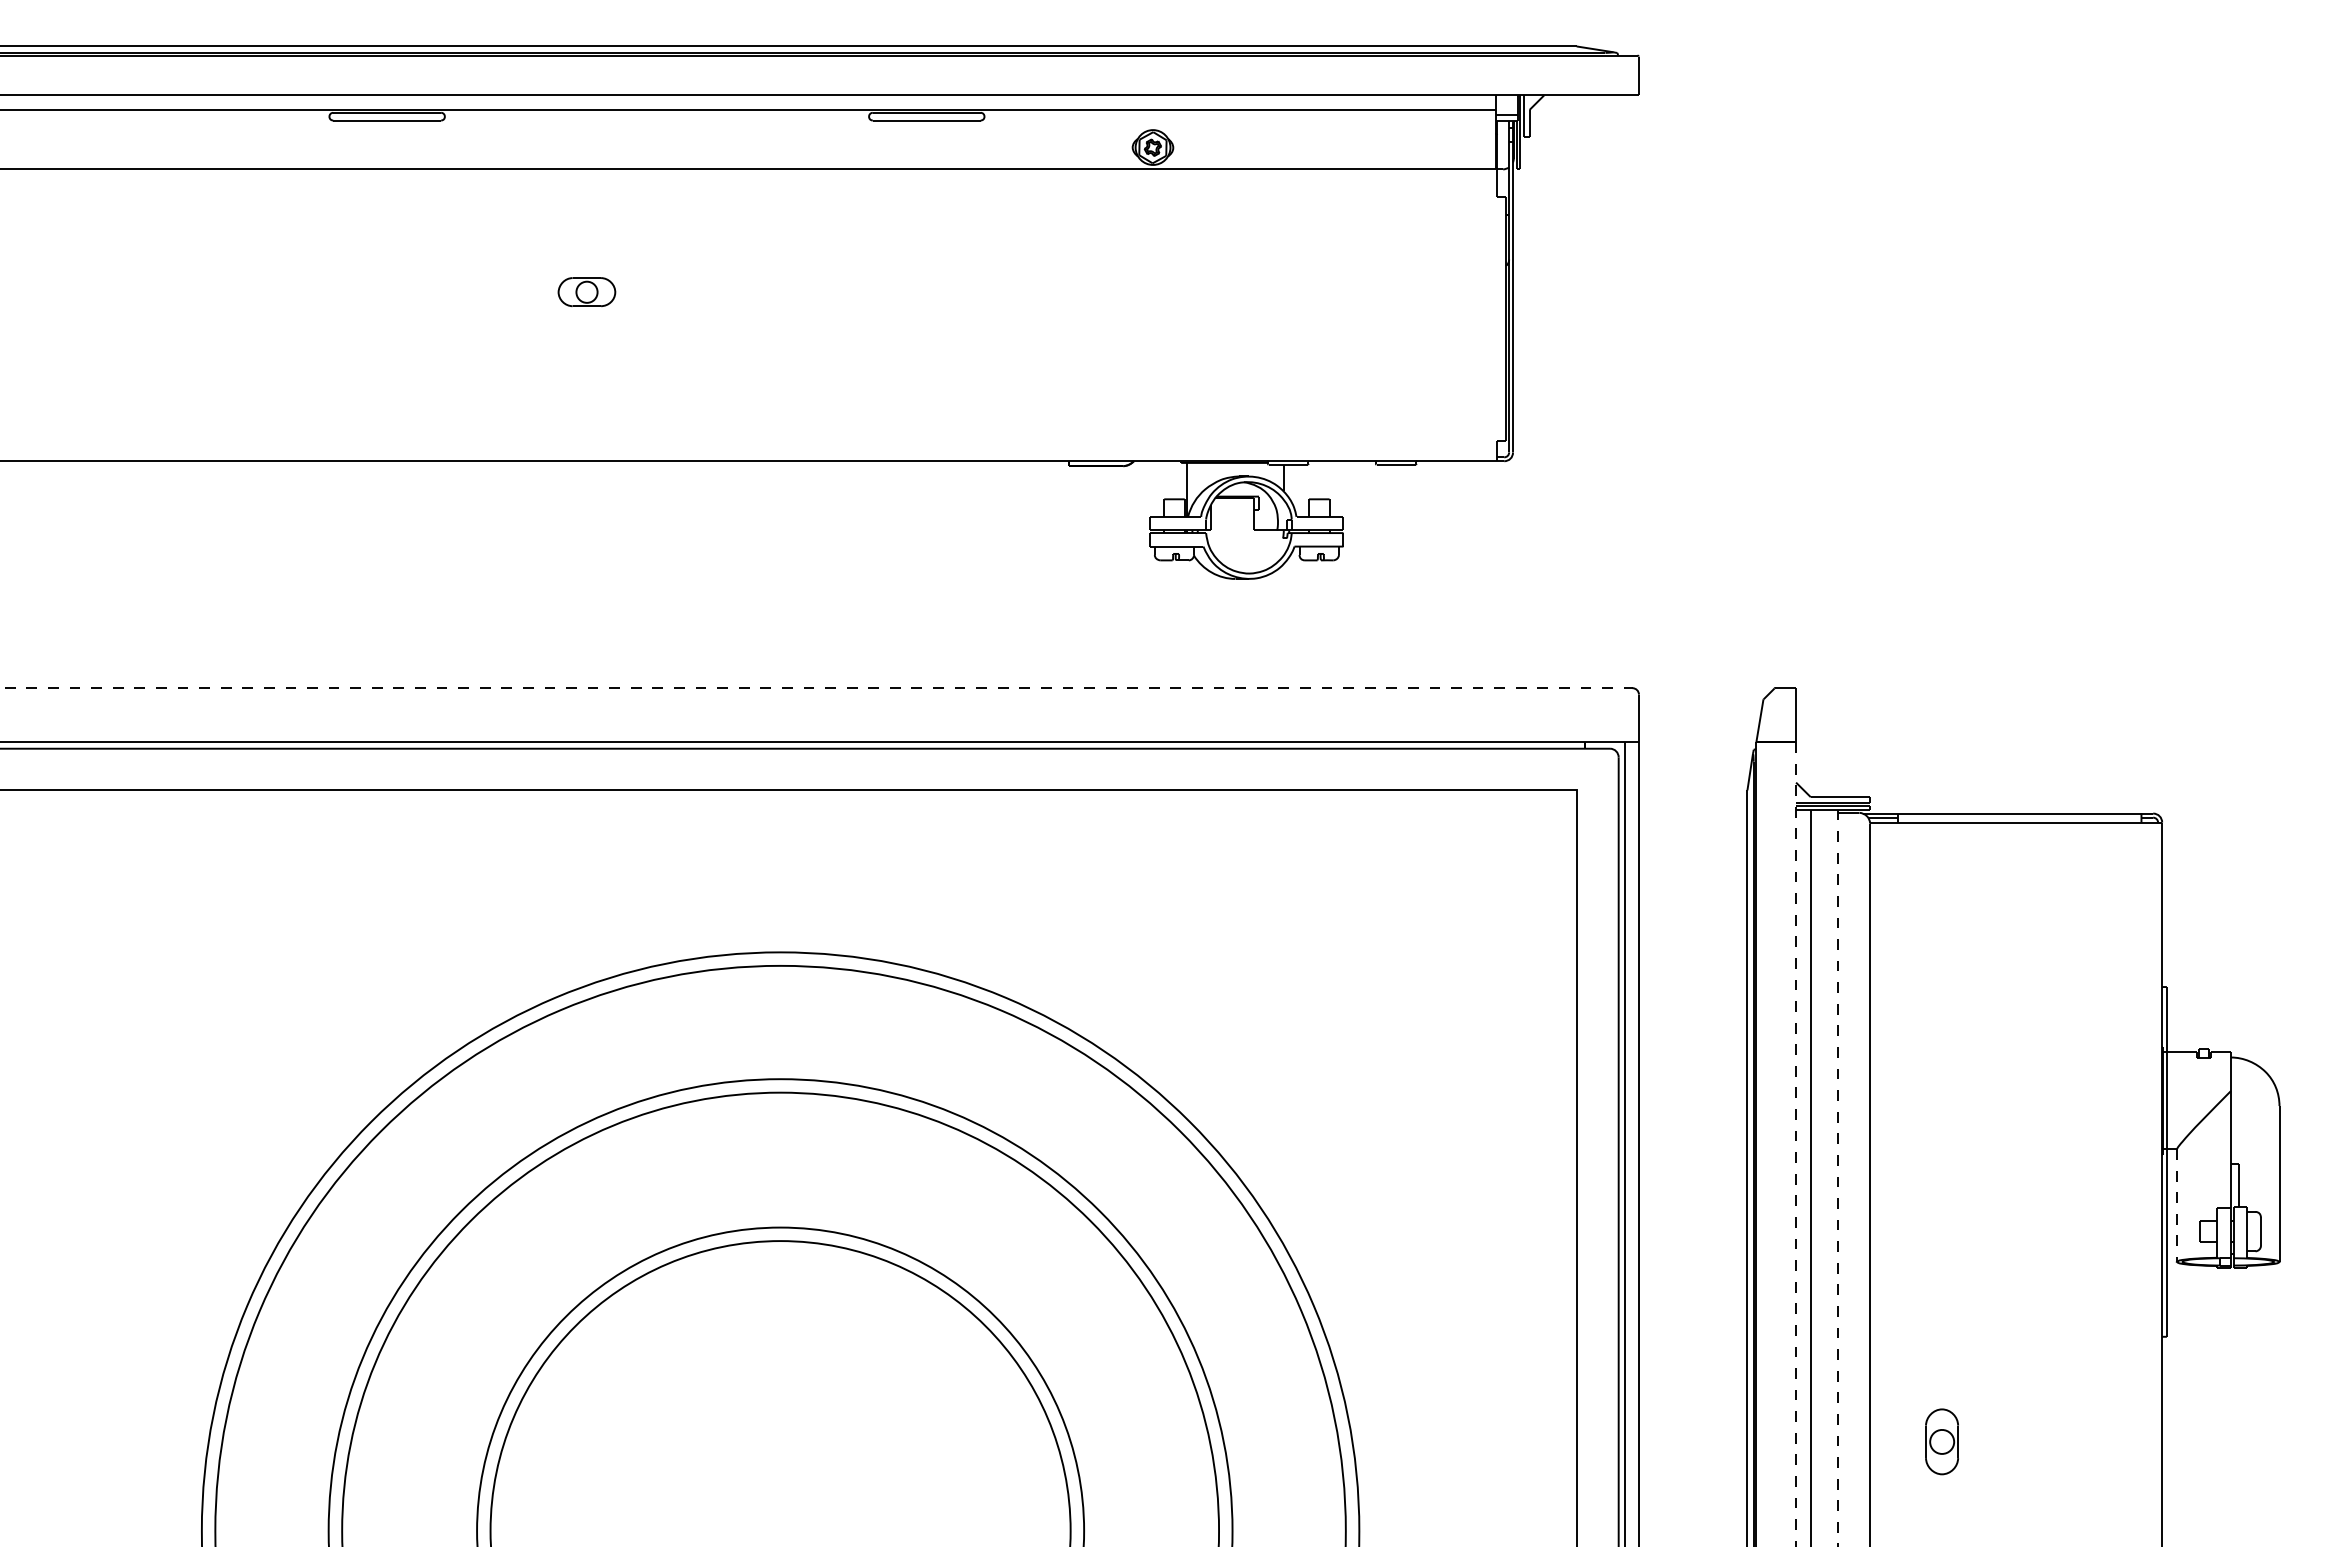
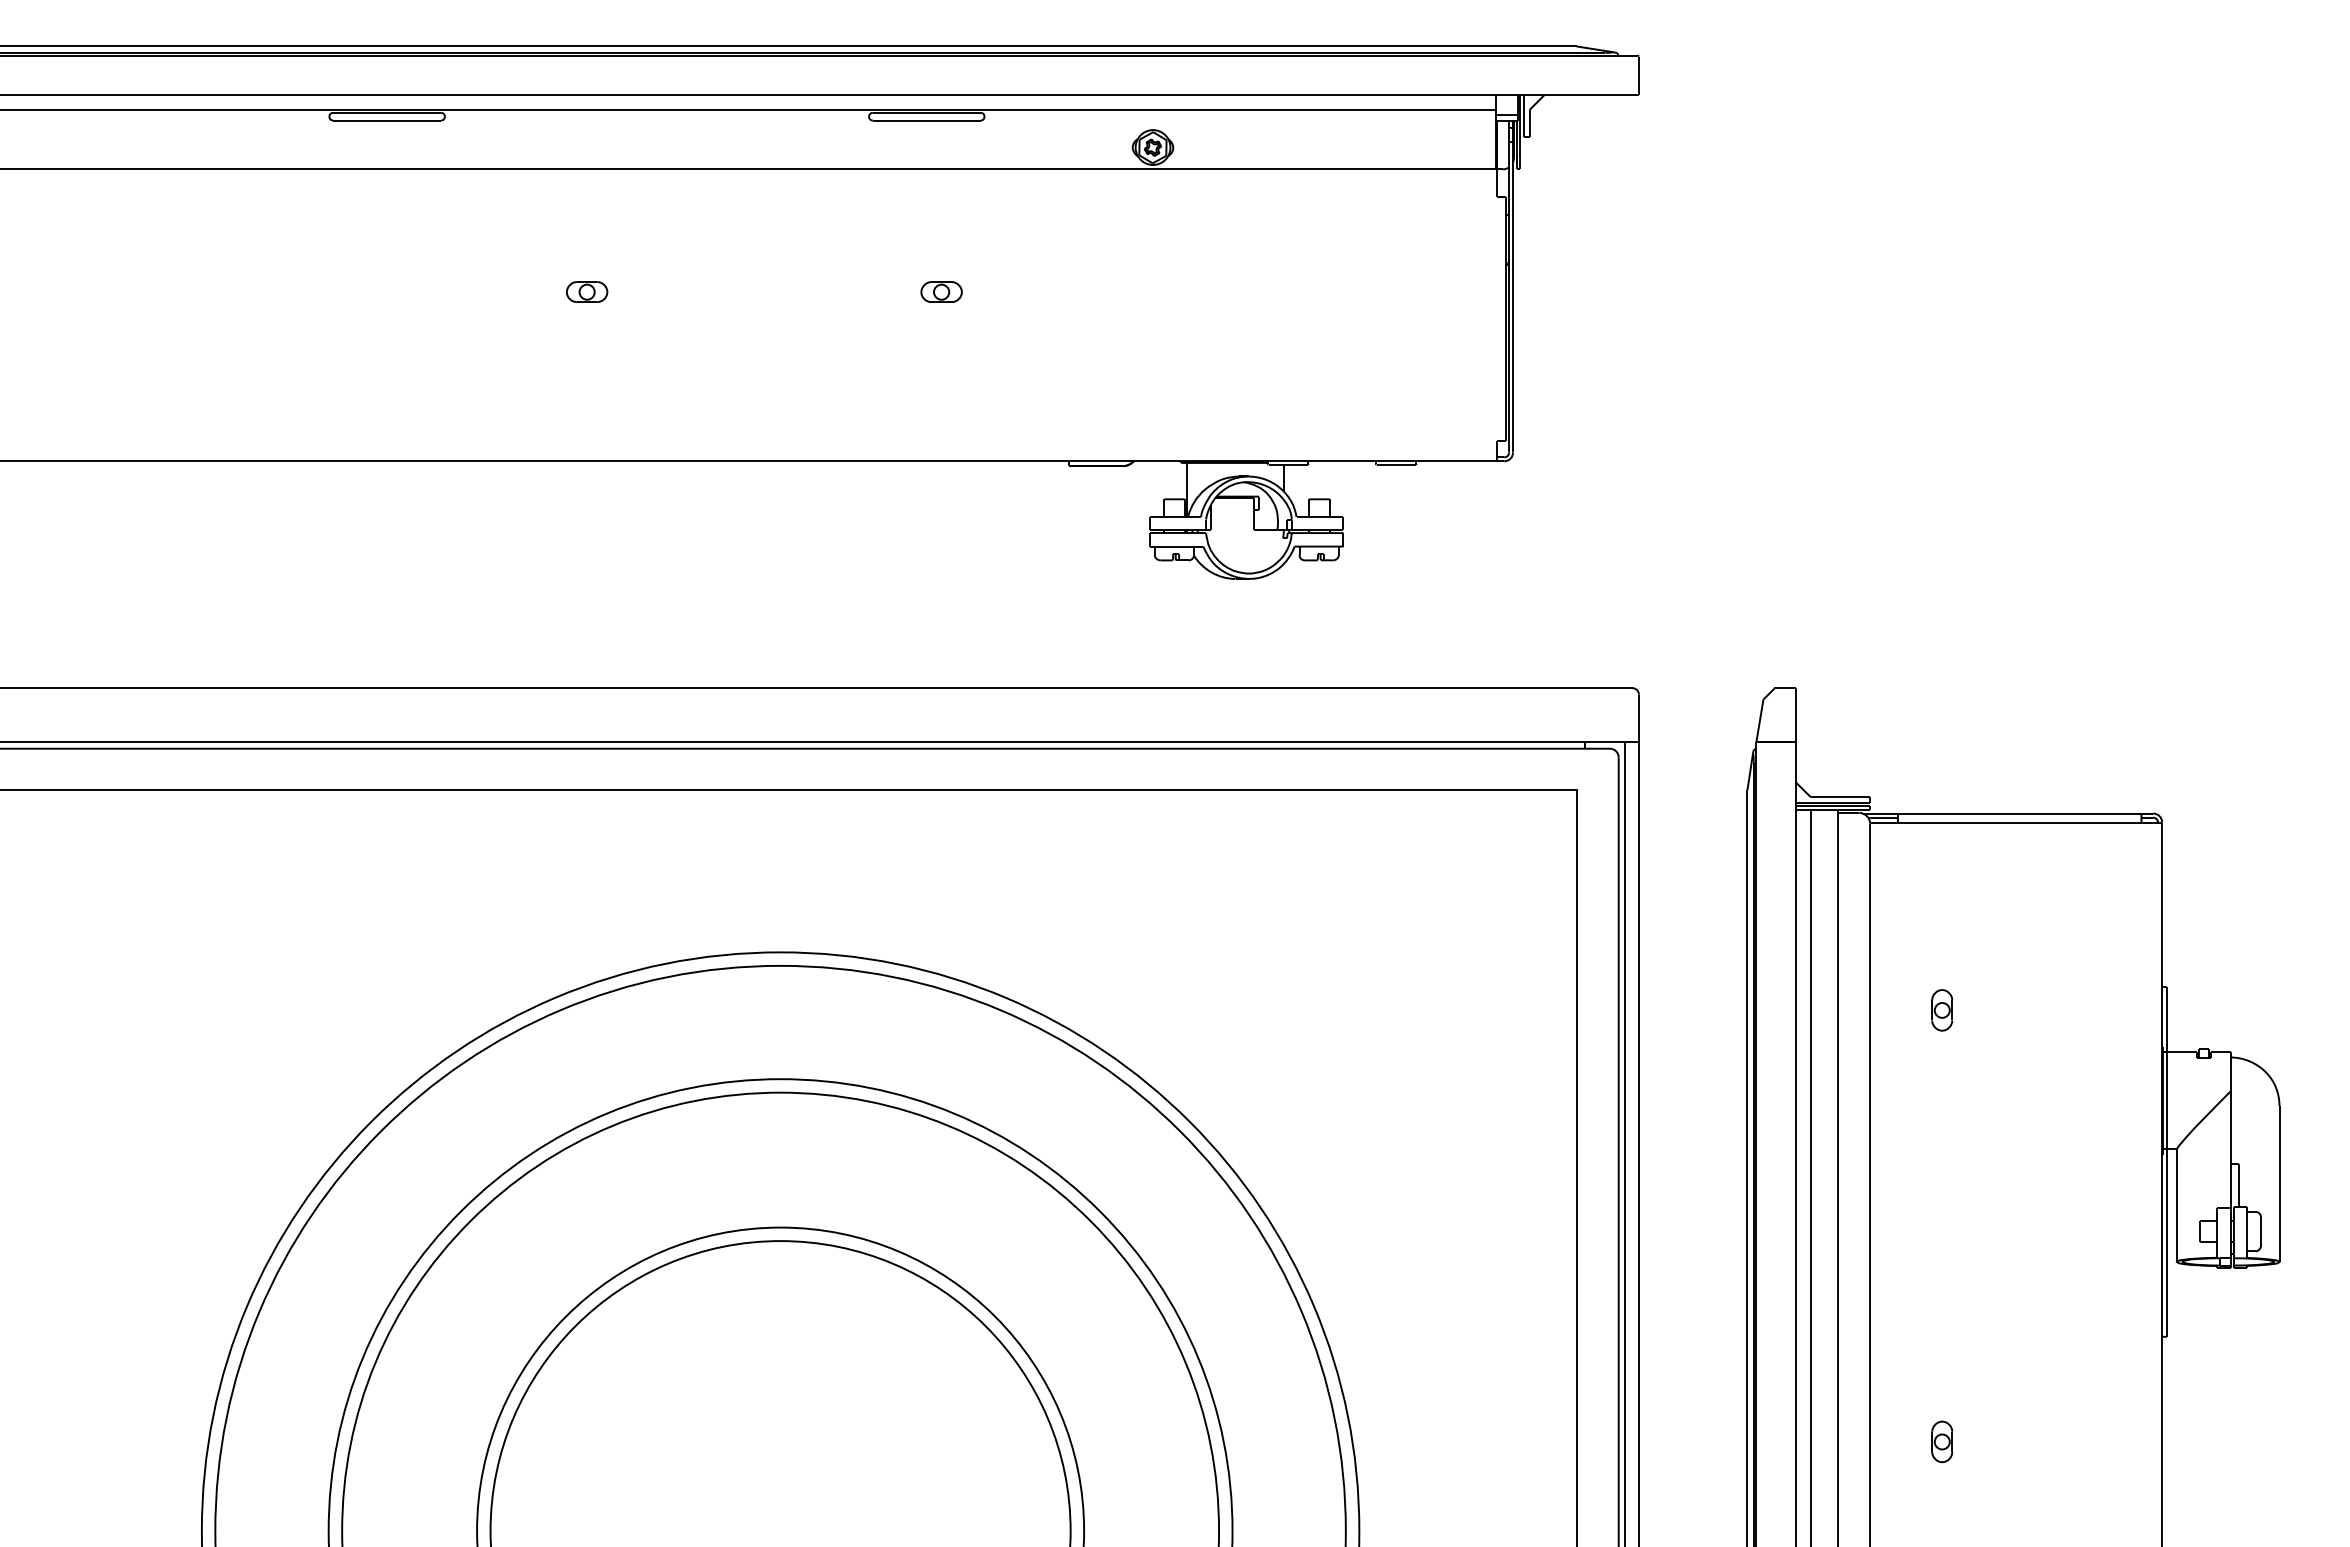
part: none -> present (941, 291)
part size: 60x31 px -> 43x22 px (587, 291)
line: dashed -> solid (816, 688)
part: none -> present (1942, 1010)
line: dashed -> solid (1796, 1145)
line: dashed -> solid (1837, 1178)
line: dashed -> solid (2176, 1206)
part size: 34x68 px -> 23x44 px (1942, 1441)
